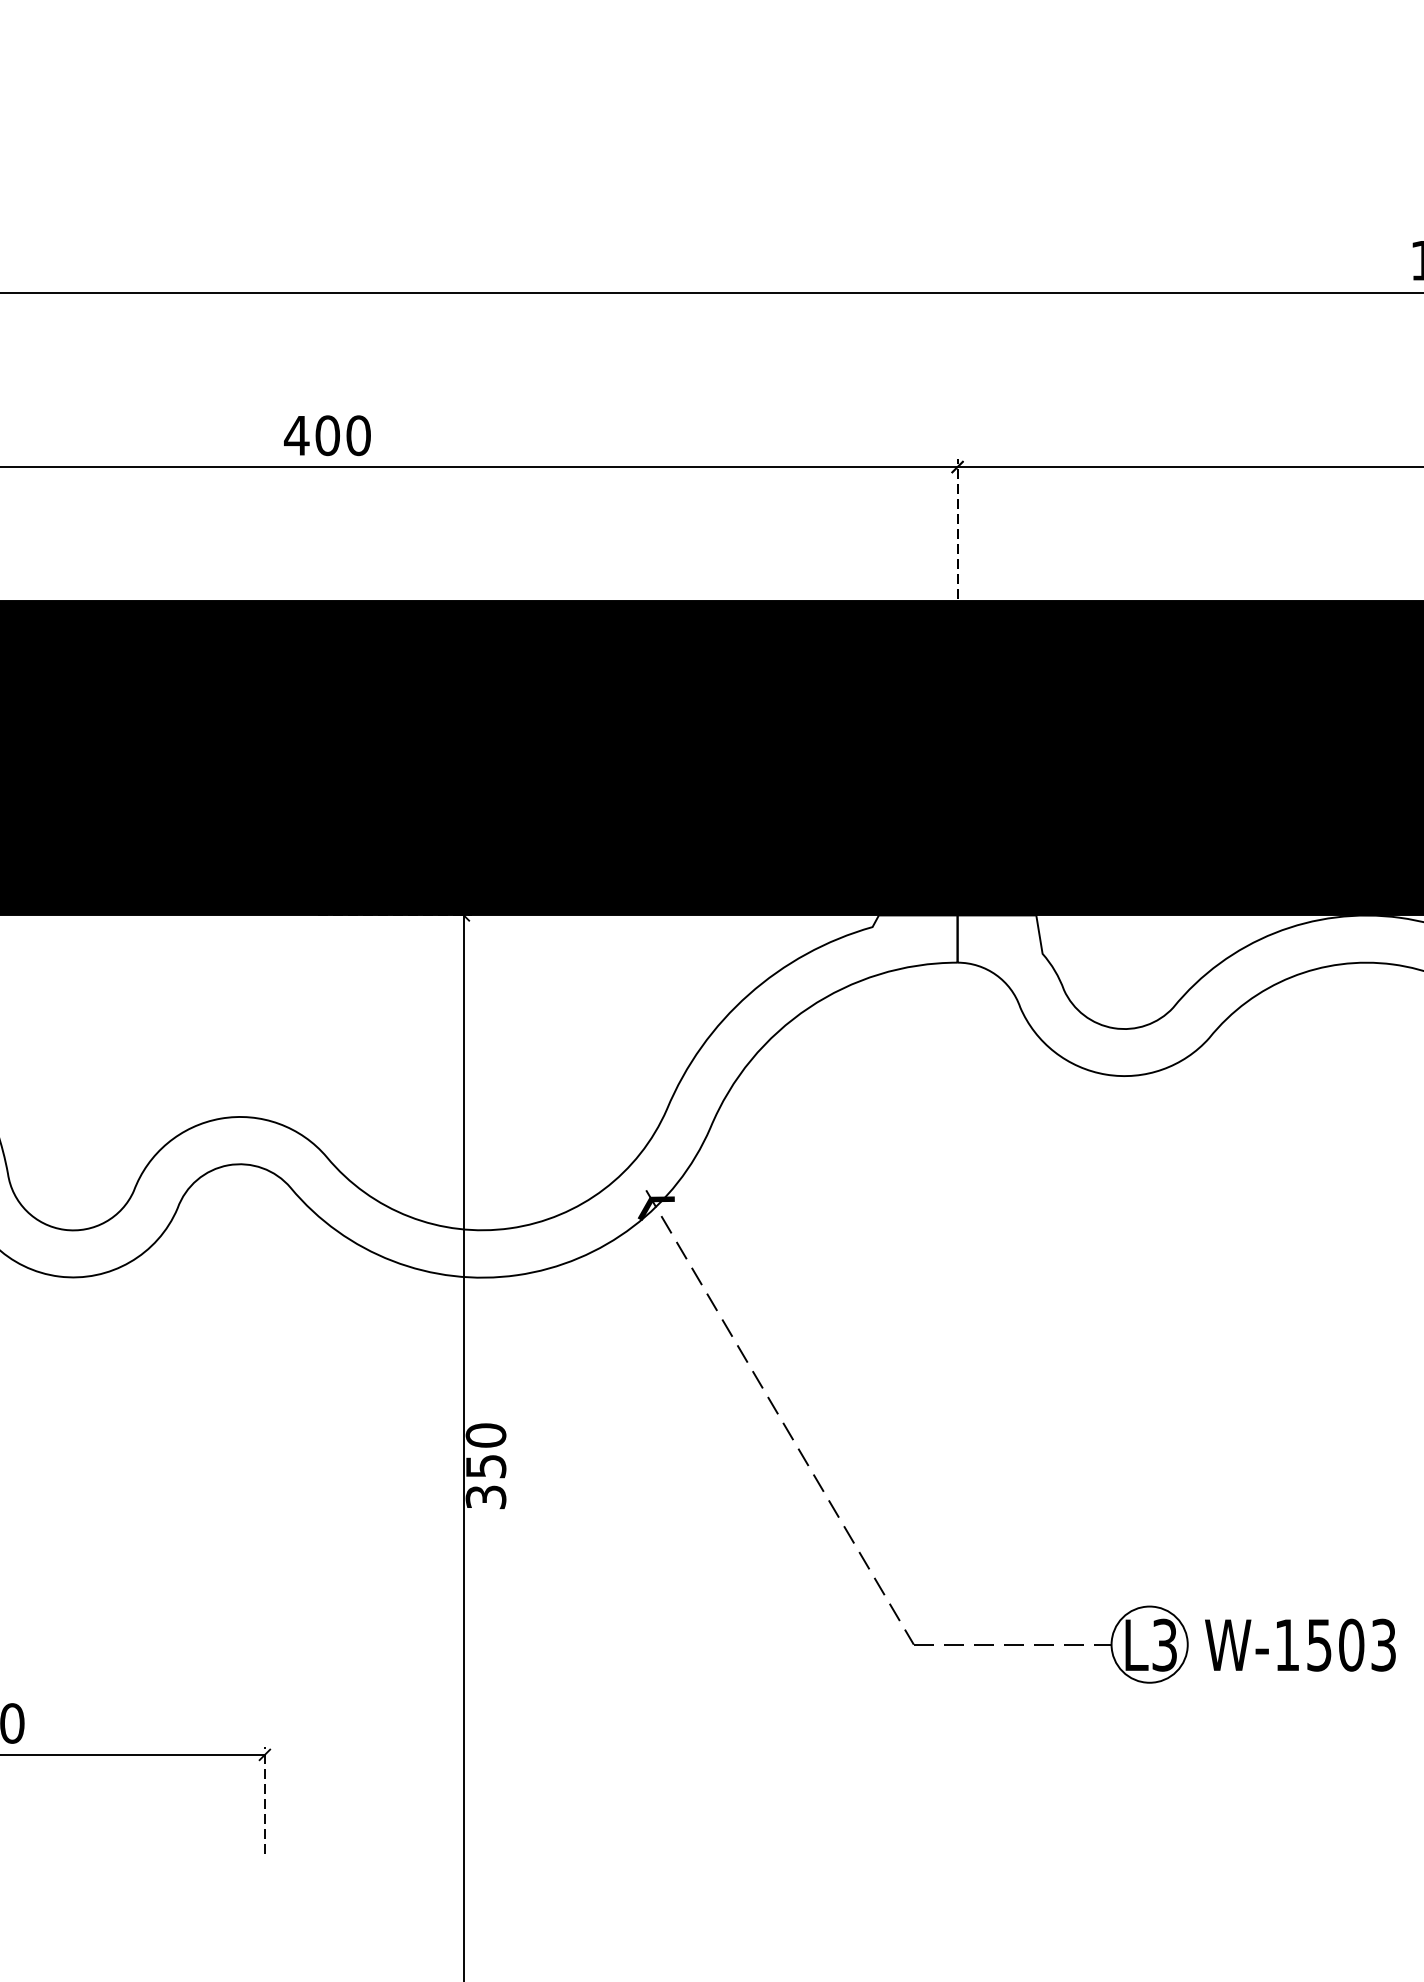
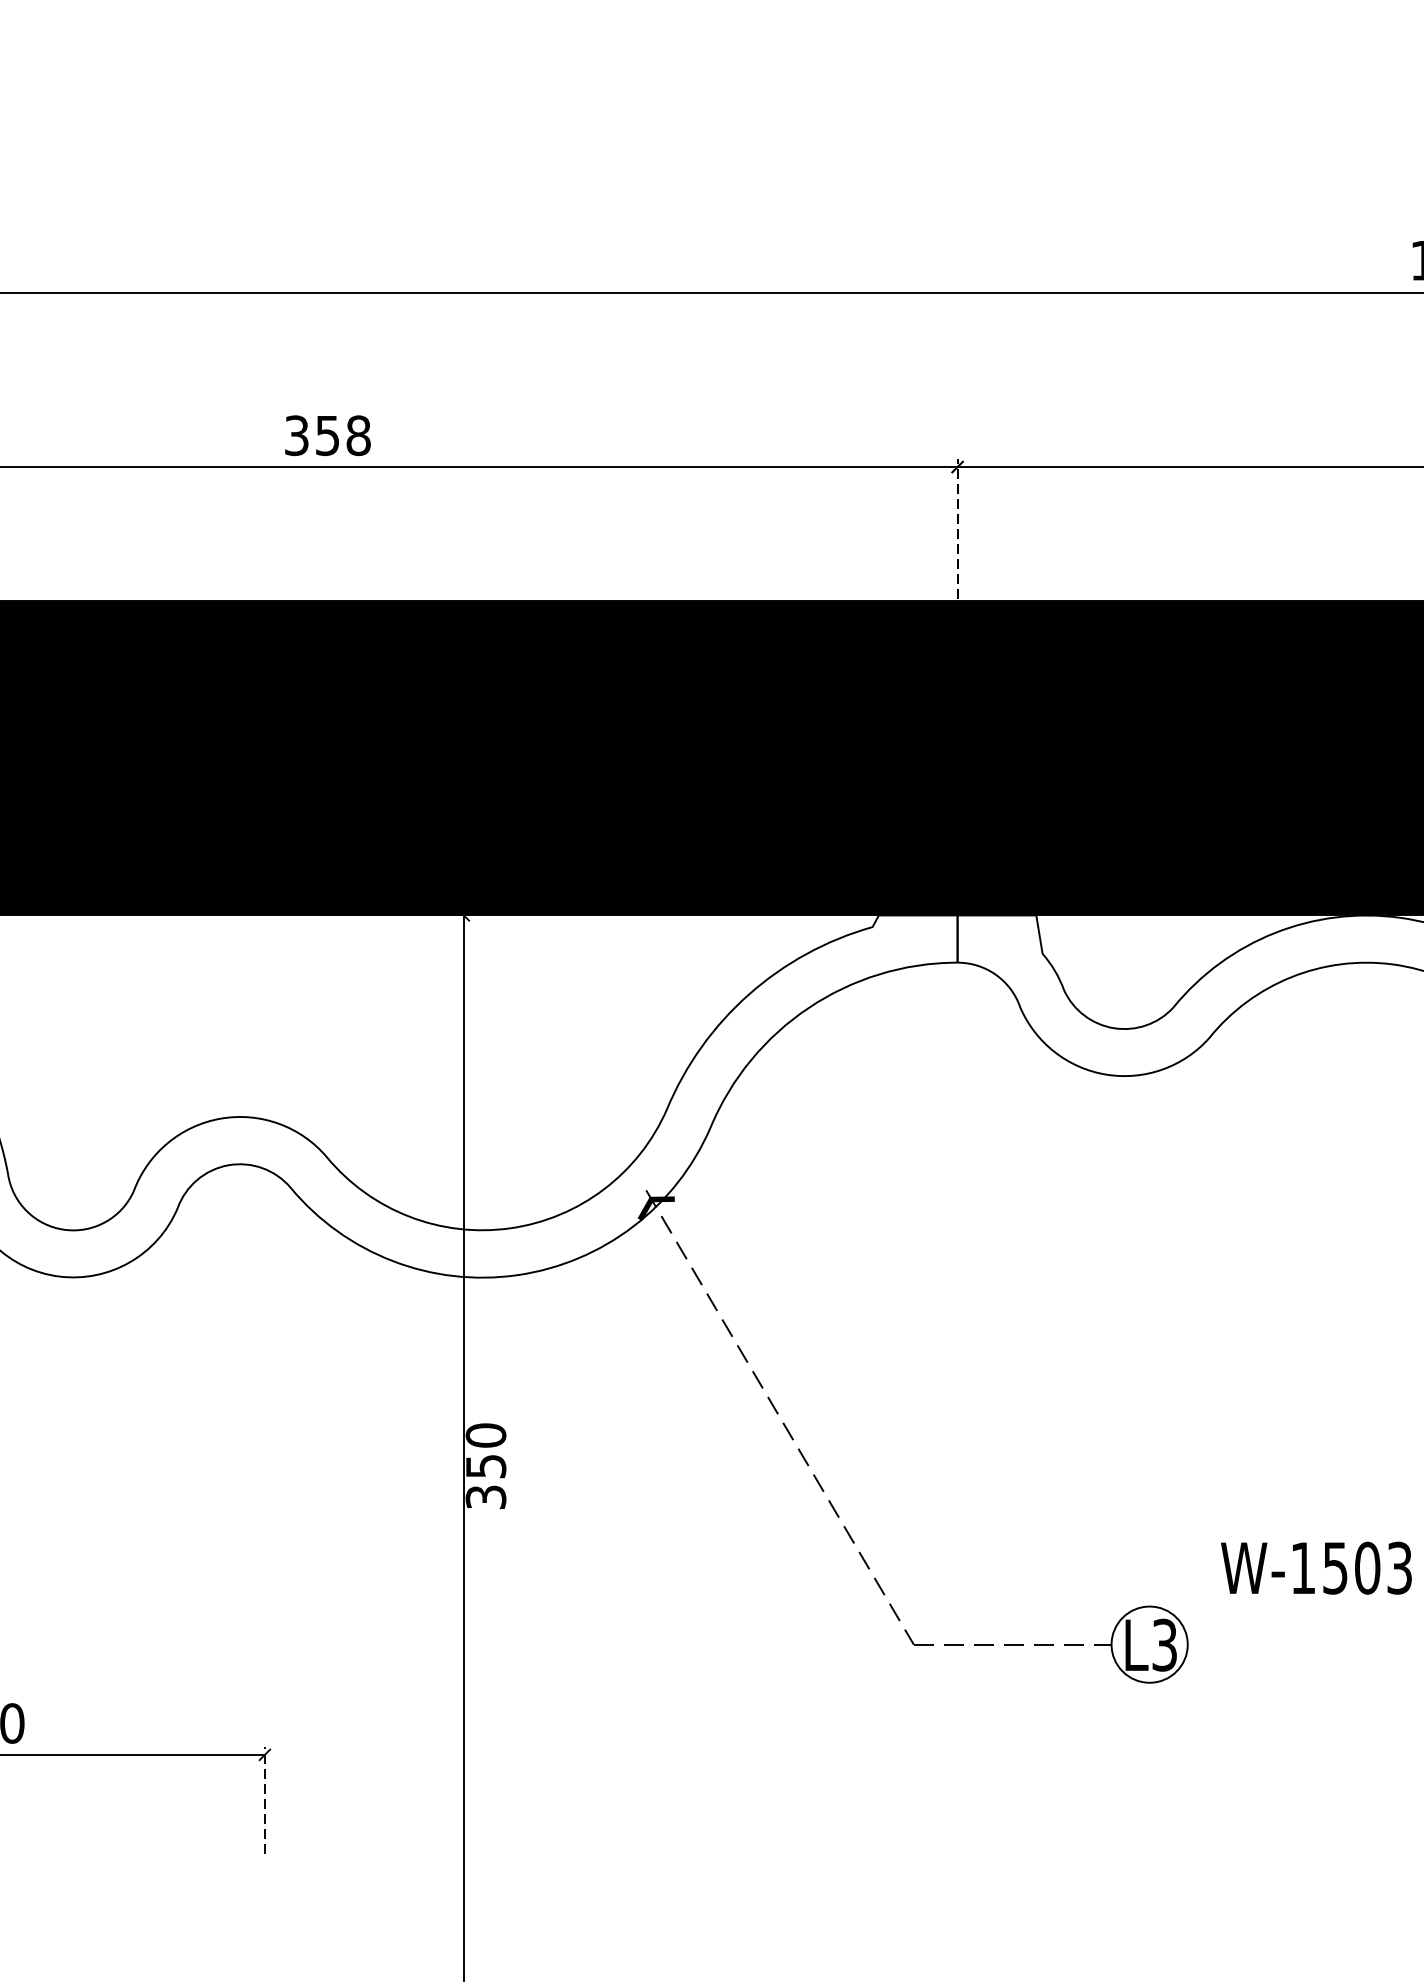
text: 400 -> 358 (327, 435)
text position: (1300, 1644) -> (1316, 1567) (1316, 1567)
